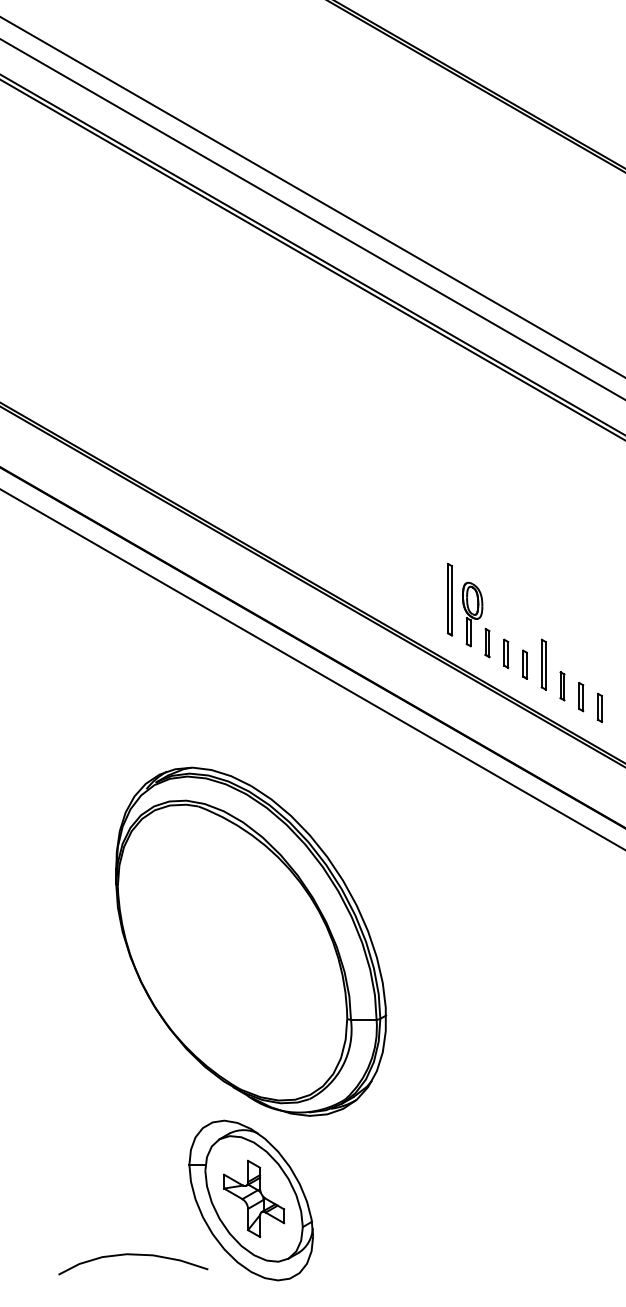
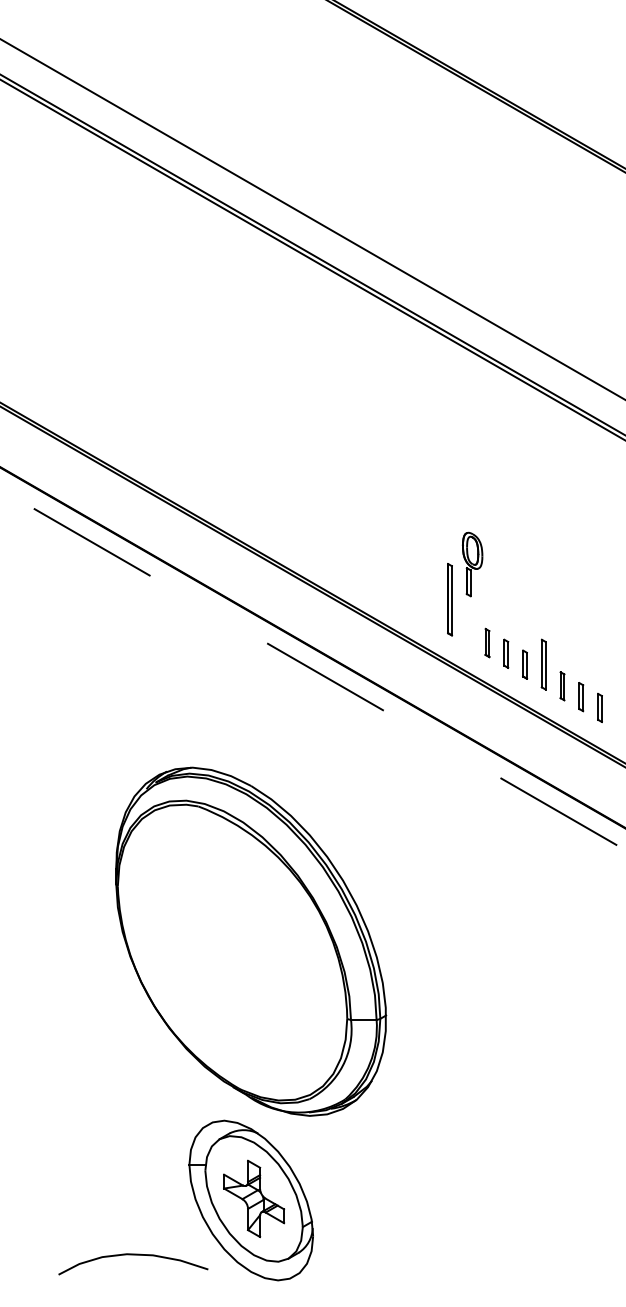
line: present -> none (312, 197)
part position: (472, 614) -> (472, 564) (472, 564)
line: solid -> dashed (313, 669)
